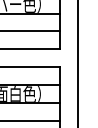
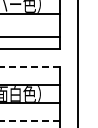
line position: (31, 31) -> (31, 37) (31, 37)
line: solid -> dashed (30, 67)
line: solid -> dashed (30, 121)
